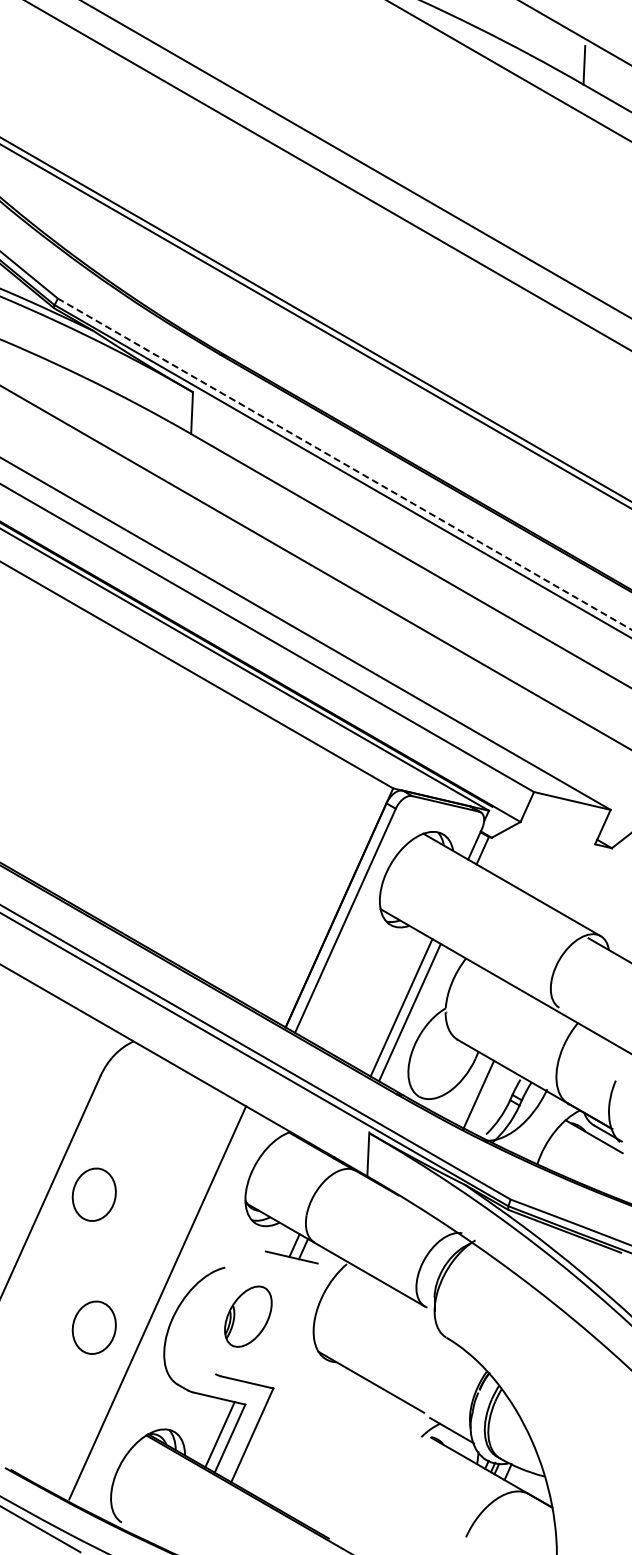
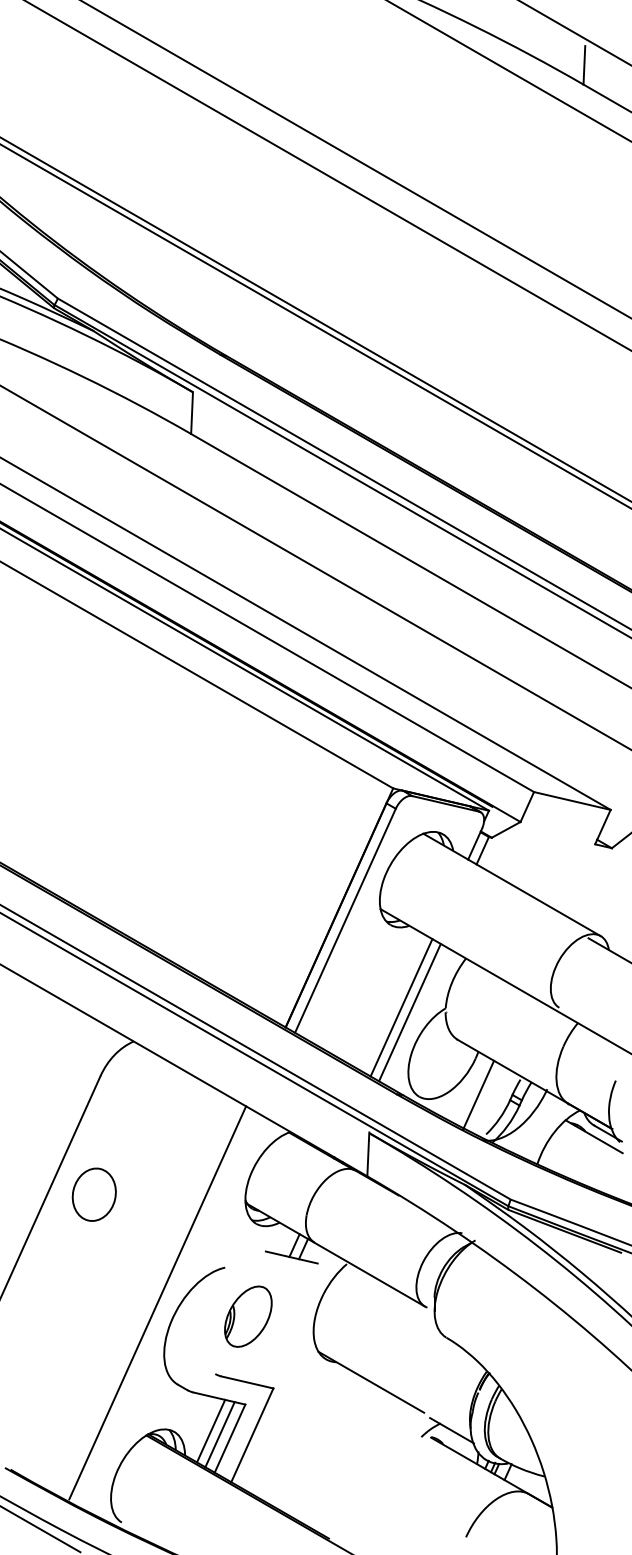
line: dashed -> solid (345, 464)
part: present -> none (93, 1327)
line: none -> present (211, 1430)
